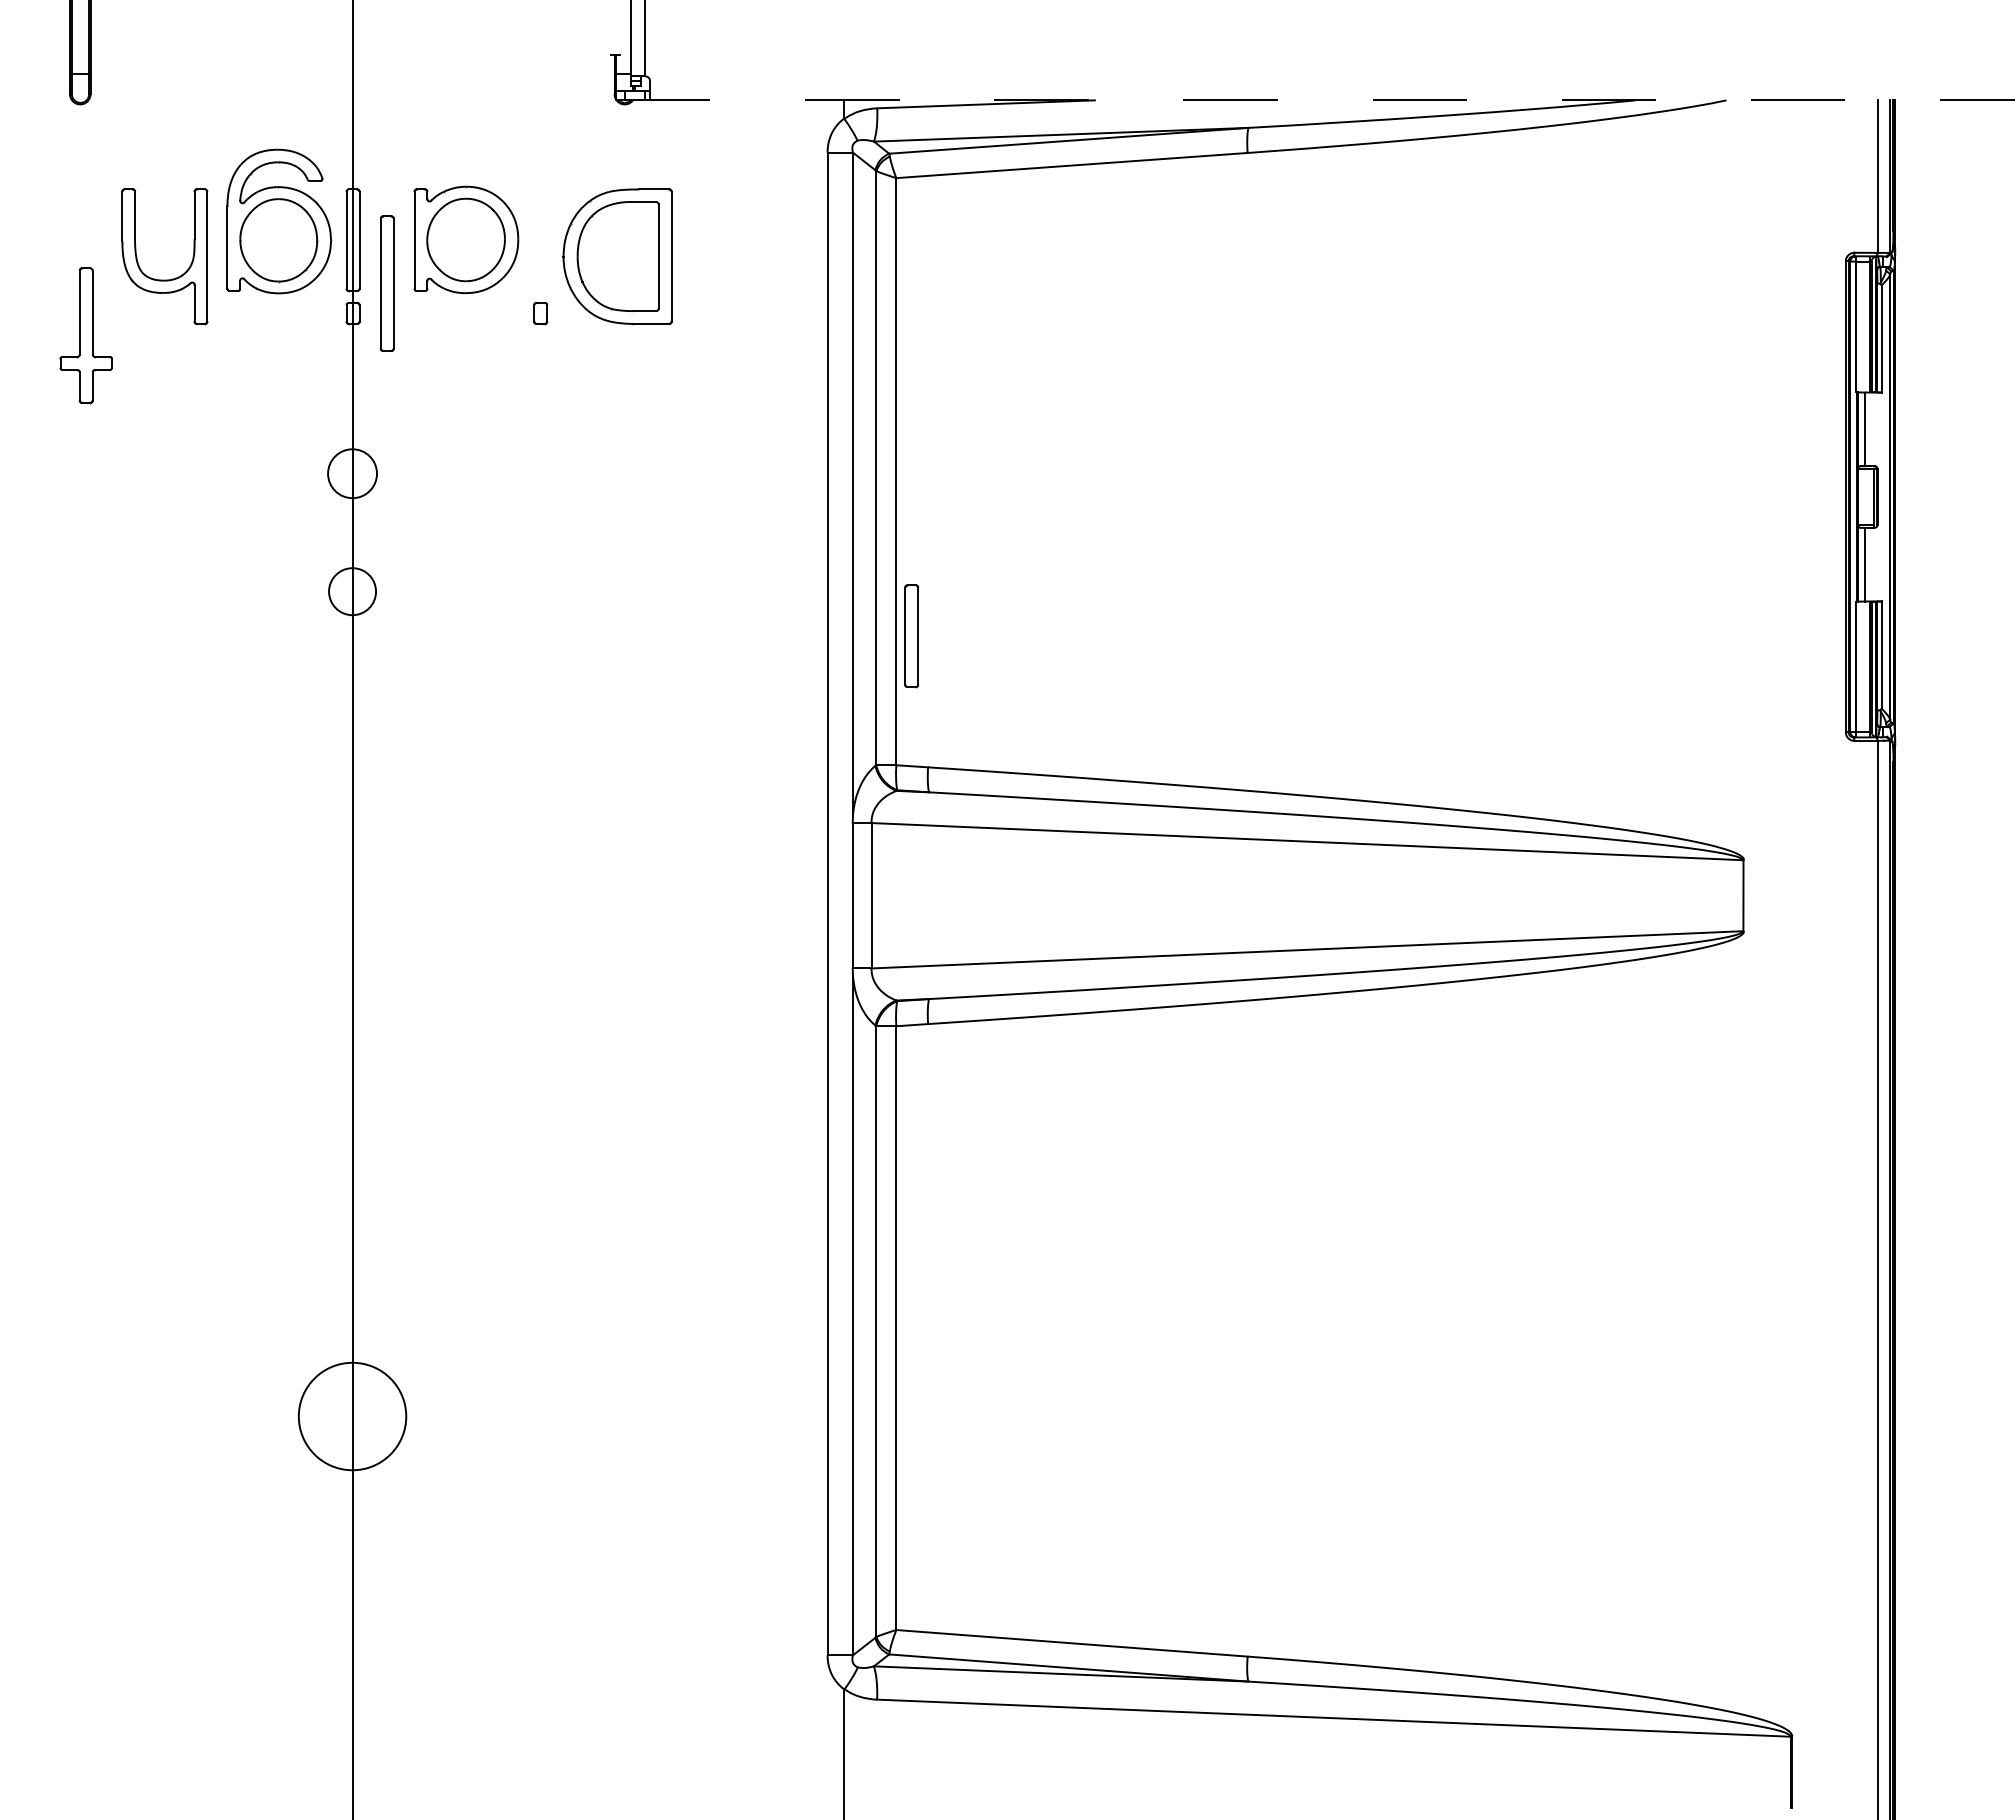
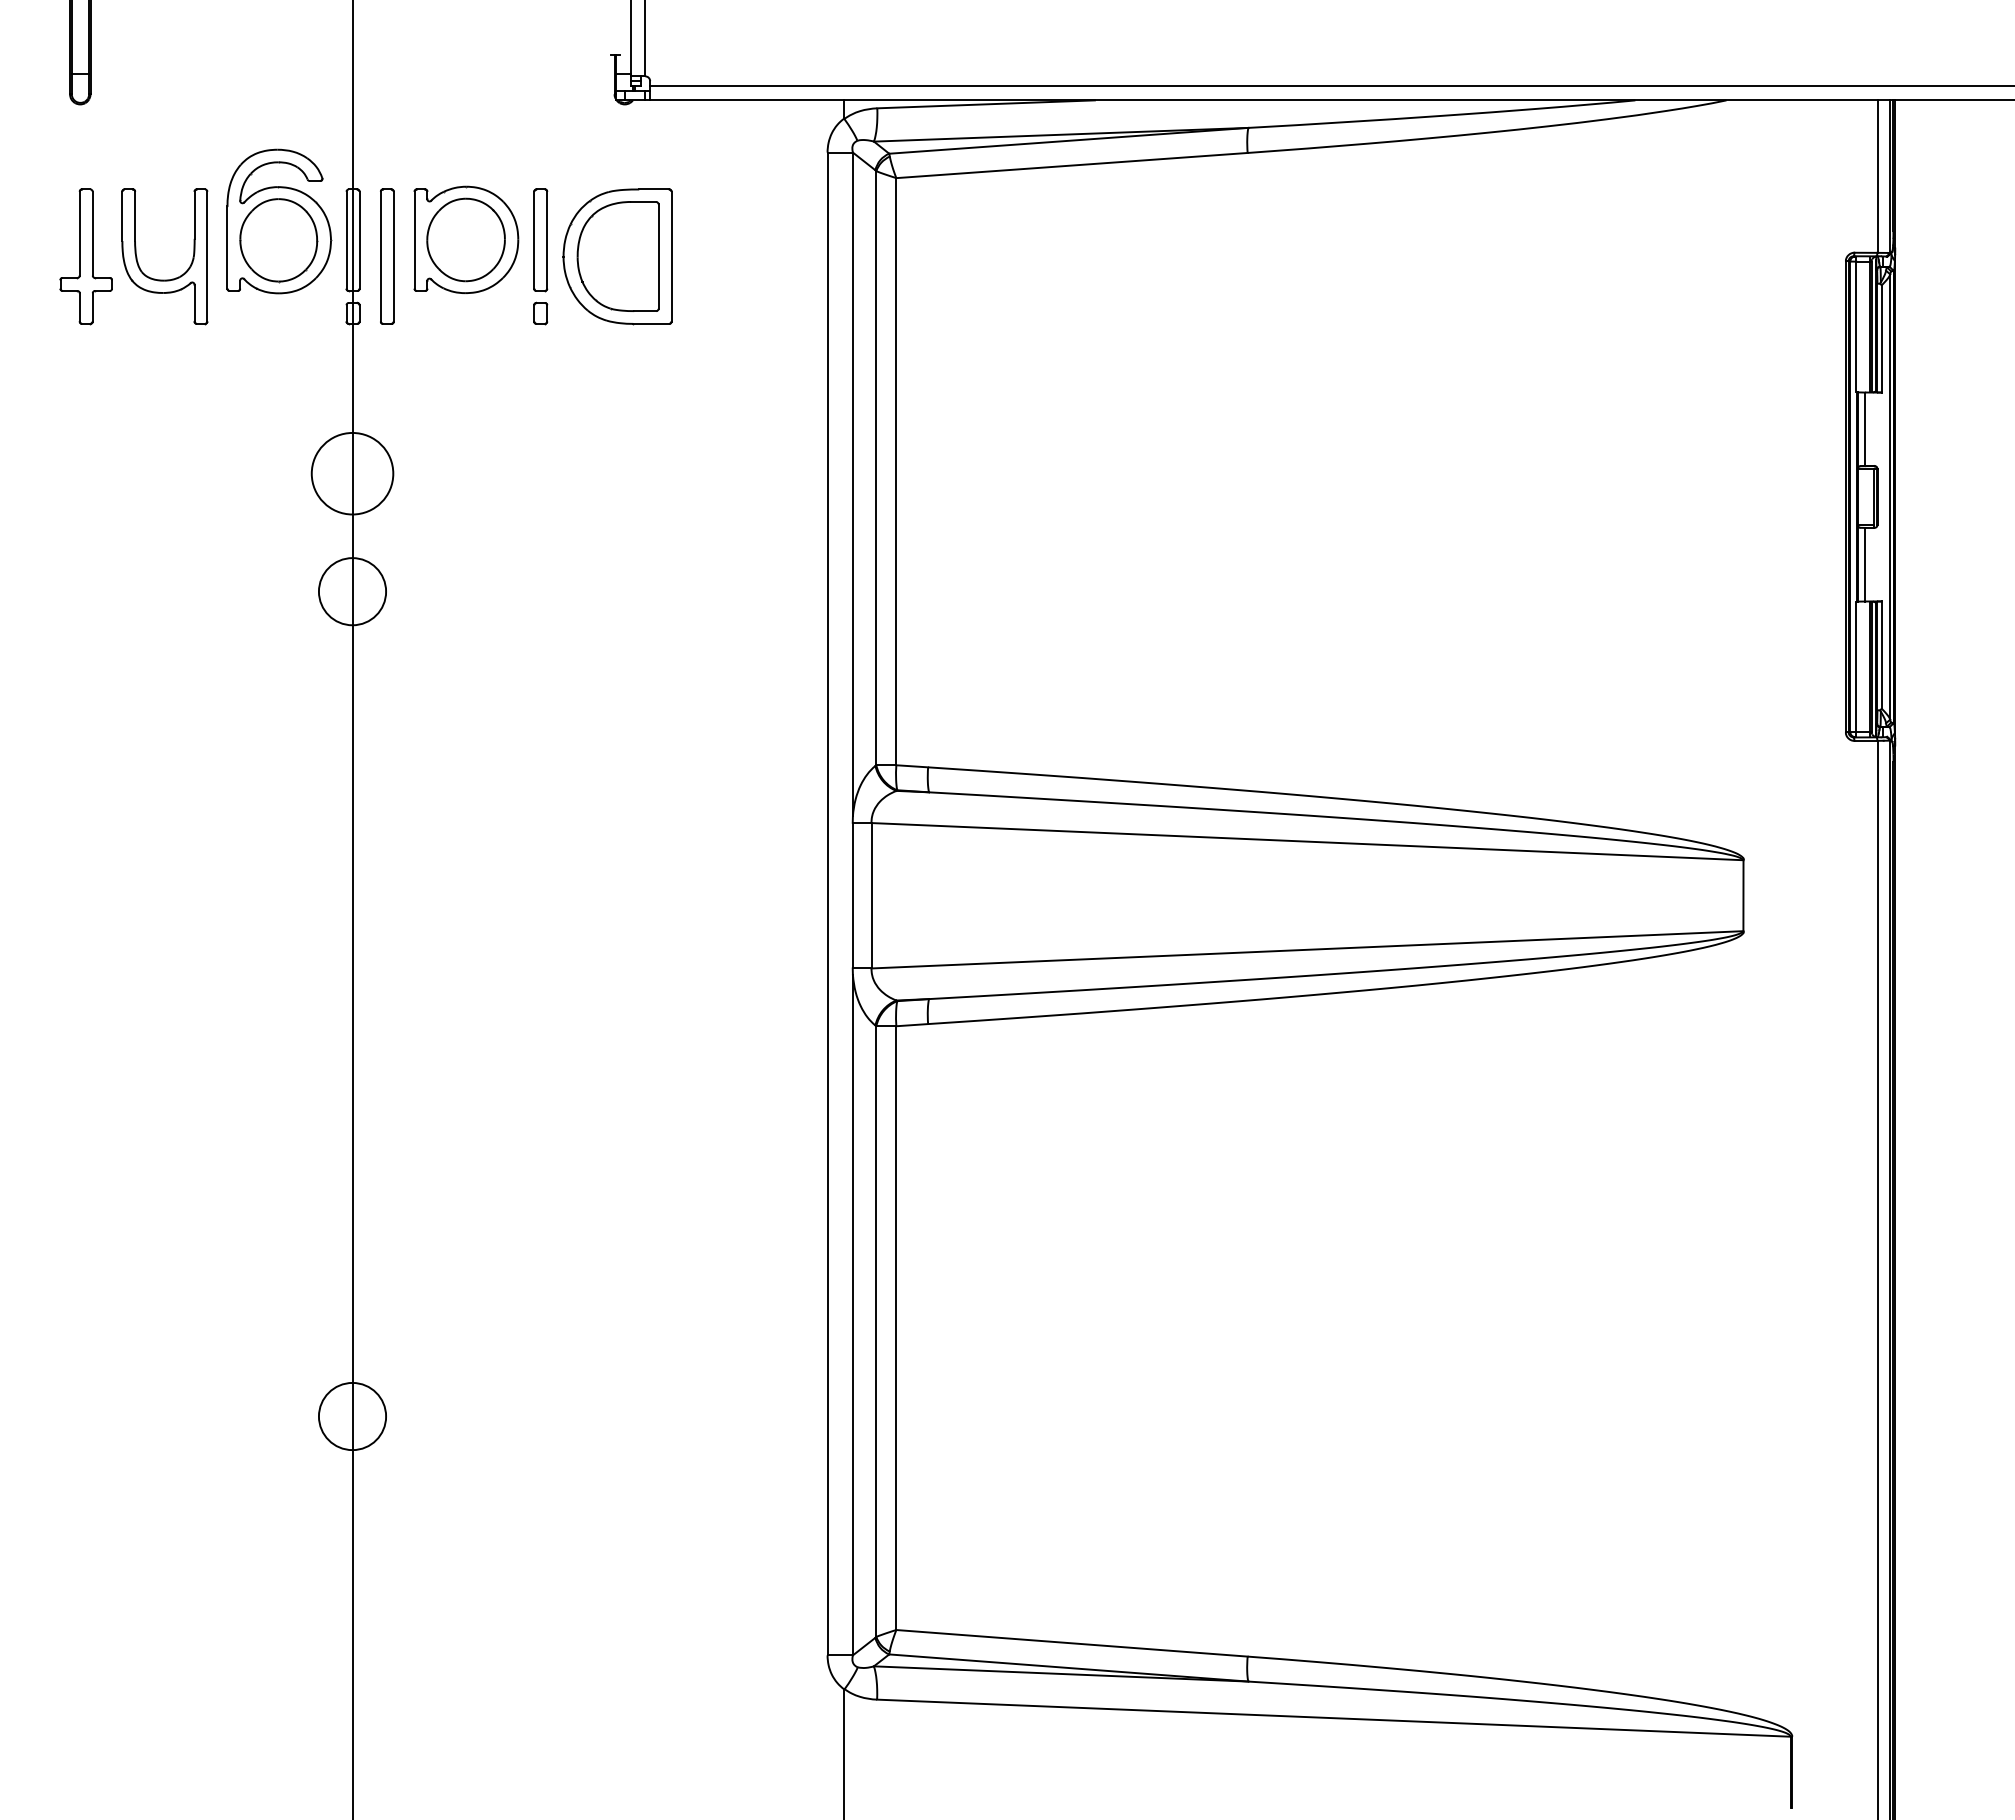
line: none -> present (1330, 86)
line: dashed -> solid (1315, 100)
part position: (387, 283) -> (387, 256) (387, 256)
part position: (85, 335) -> (85, 256) (85, 256)
circle diameter: 49 px -> 82 px (352, 473)
circle diameter: 47 px -> 67 px (352, 591)
part position: (911, 636) -> (540, 240) (540, 240)
circle diameter: 107 px -> 67 px (352, 1416)
